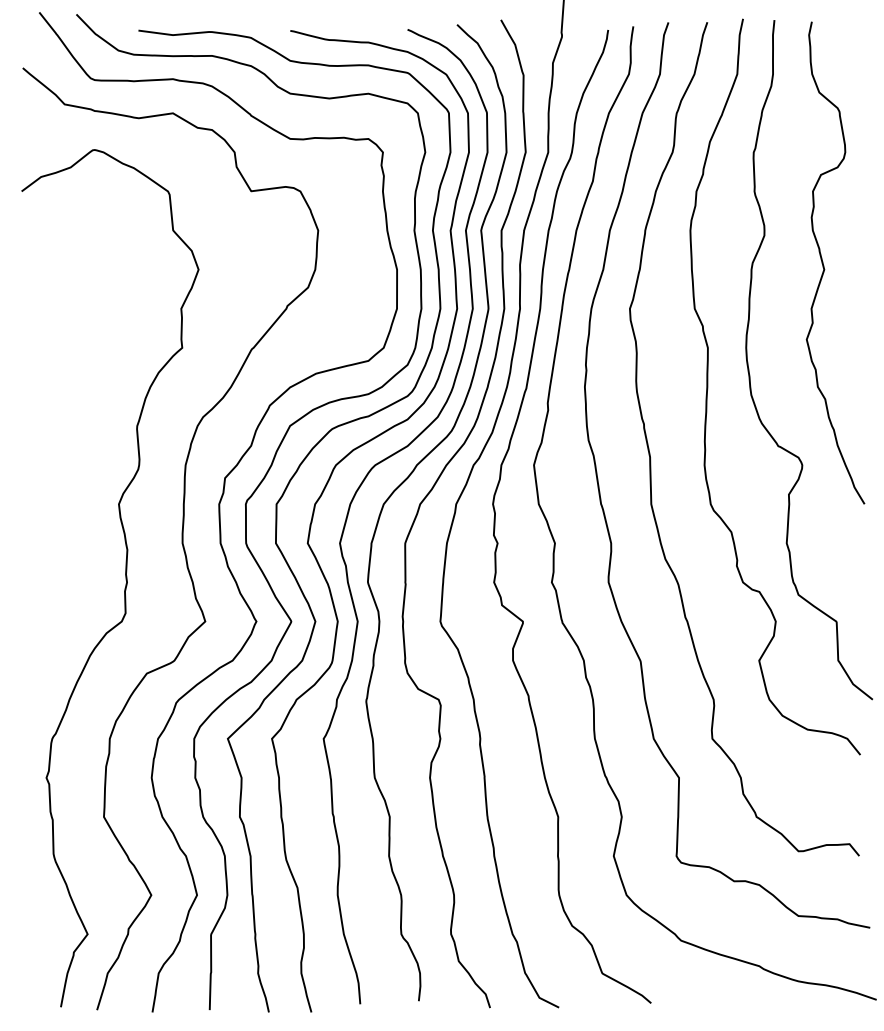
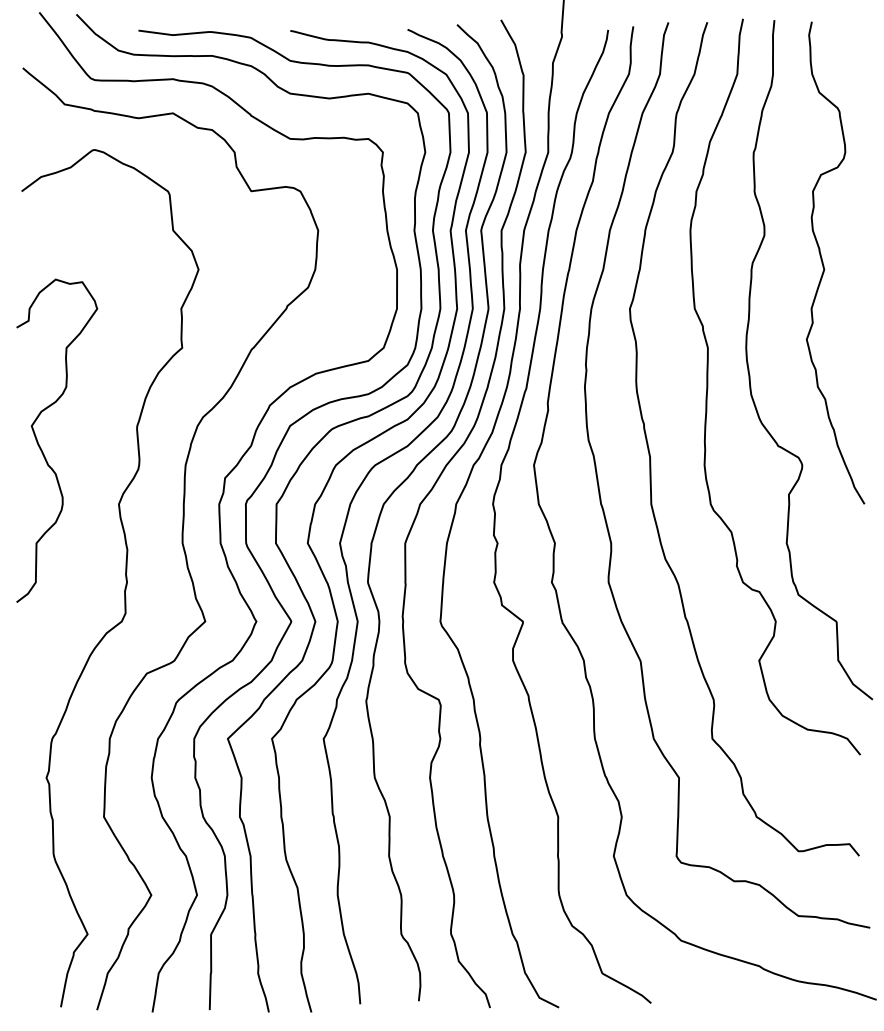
curve: none -> present (41, 448)
